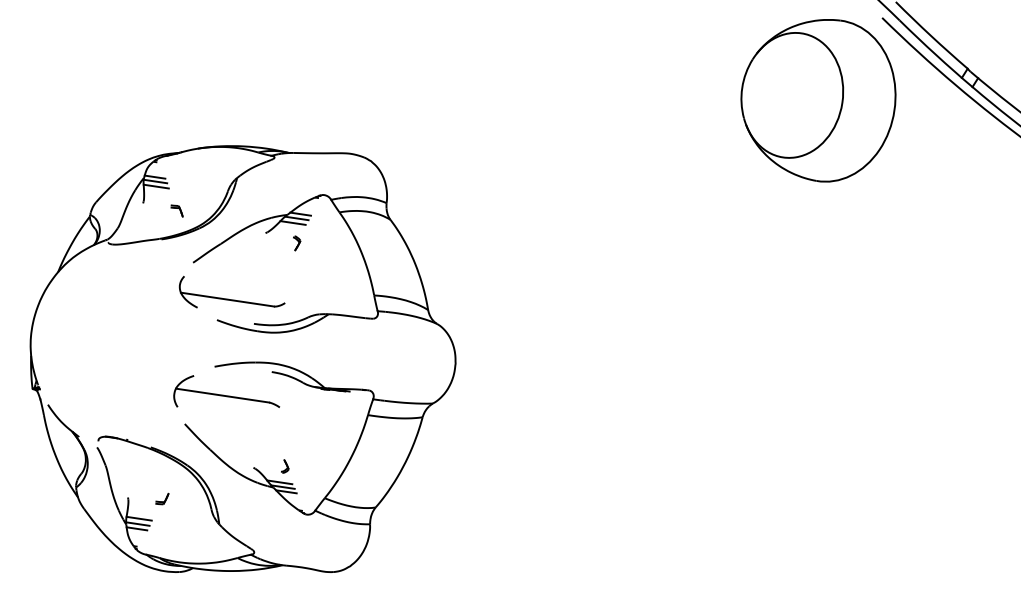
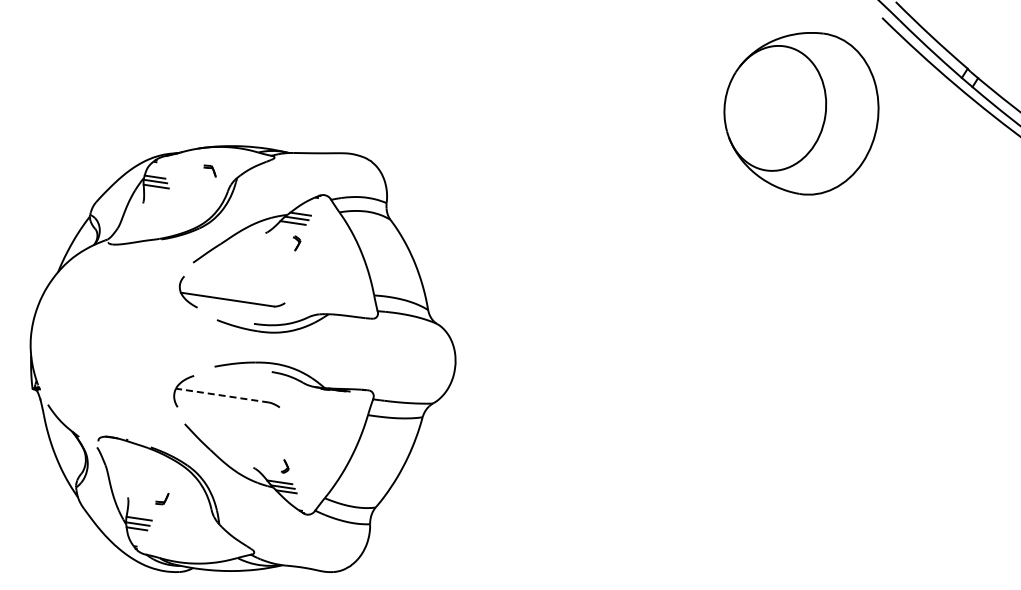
part position: (818, 100) -> (801, 113) (801, 113)
part position: (176, 210) -> (209, 170) (209, 170)
line: solid -> dashed (222, 395)
